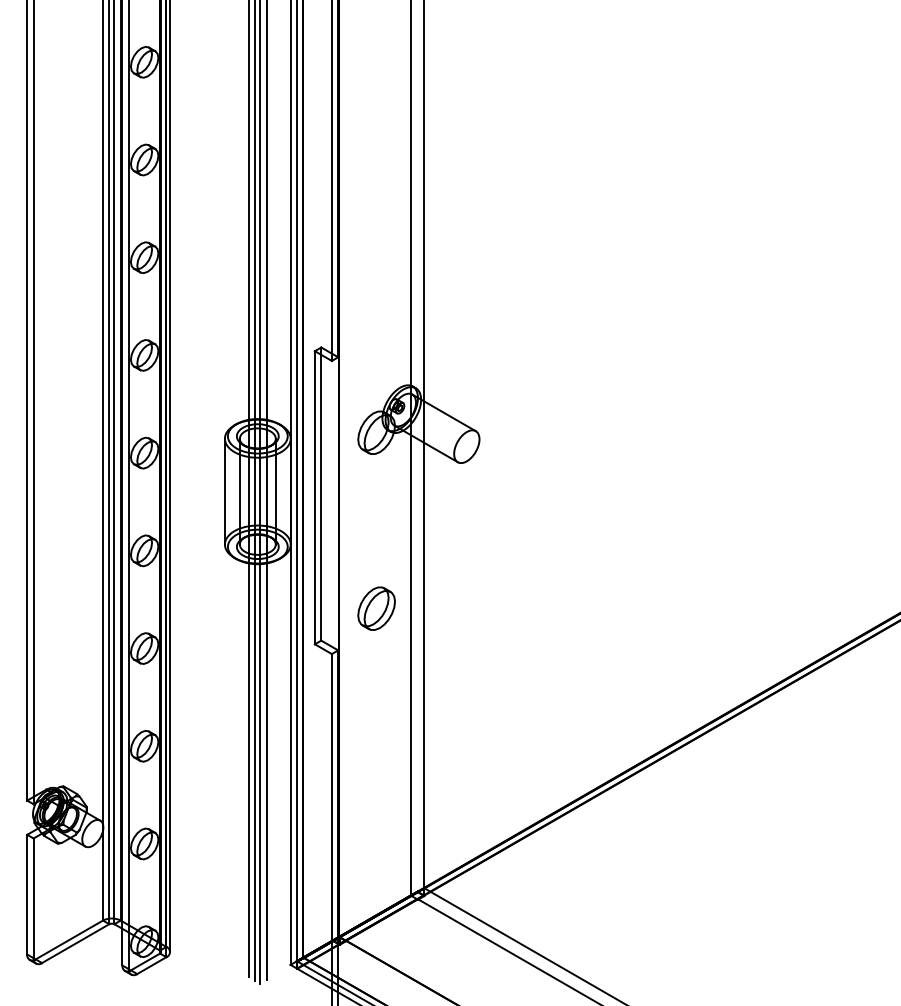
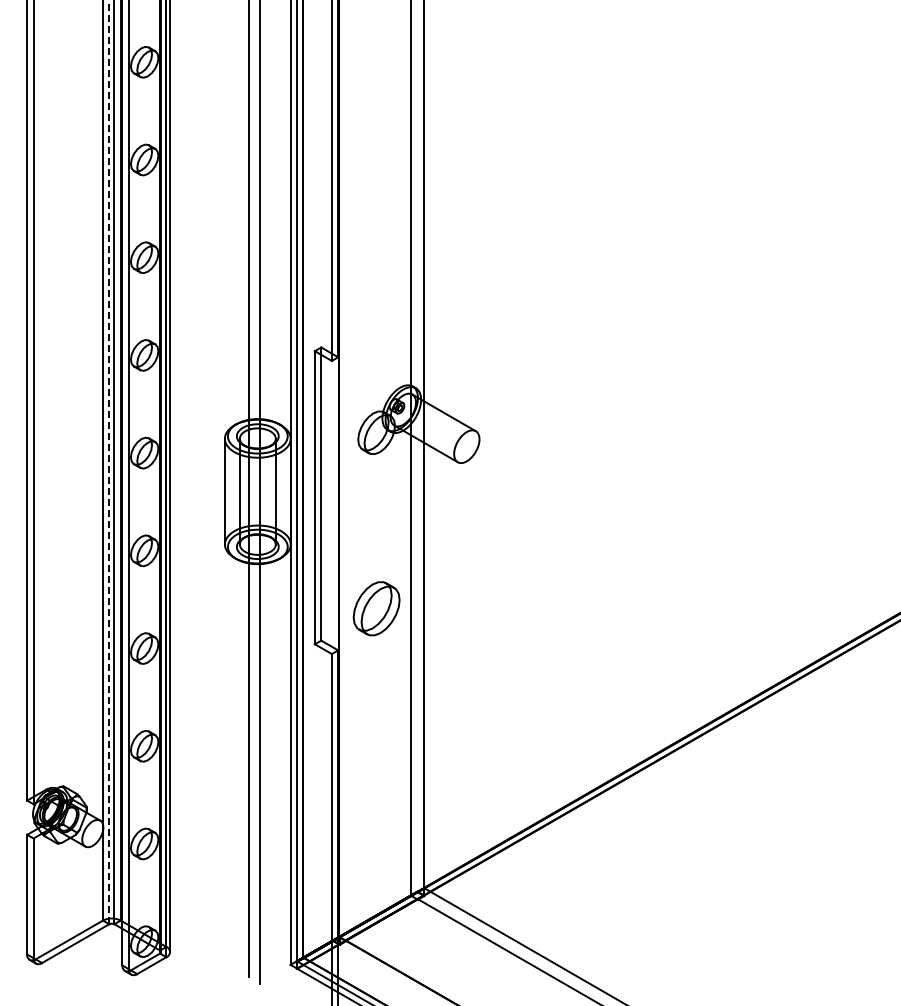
line: solid -> dashed (109, 462)
line: present -> none (255, 491)
line: present -> none (266, 491)
part size: 39x45 px -> 49x56 px (376, 608)
